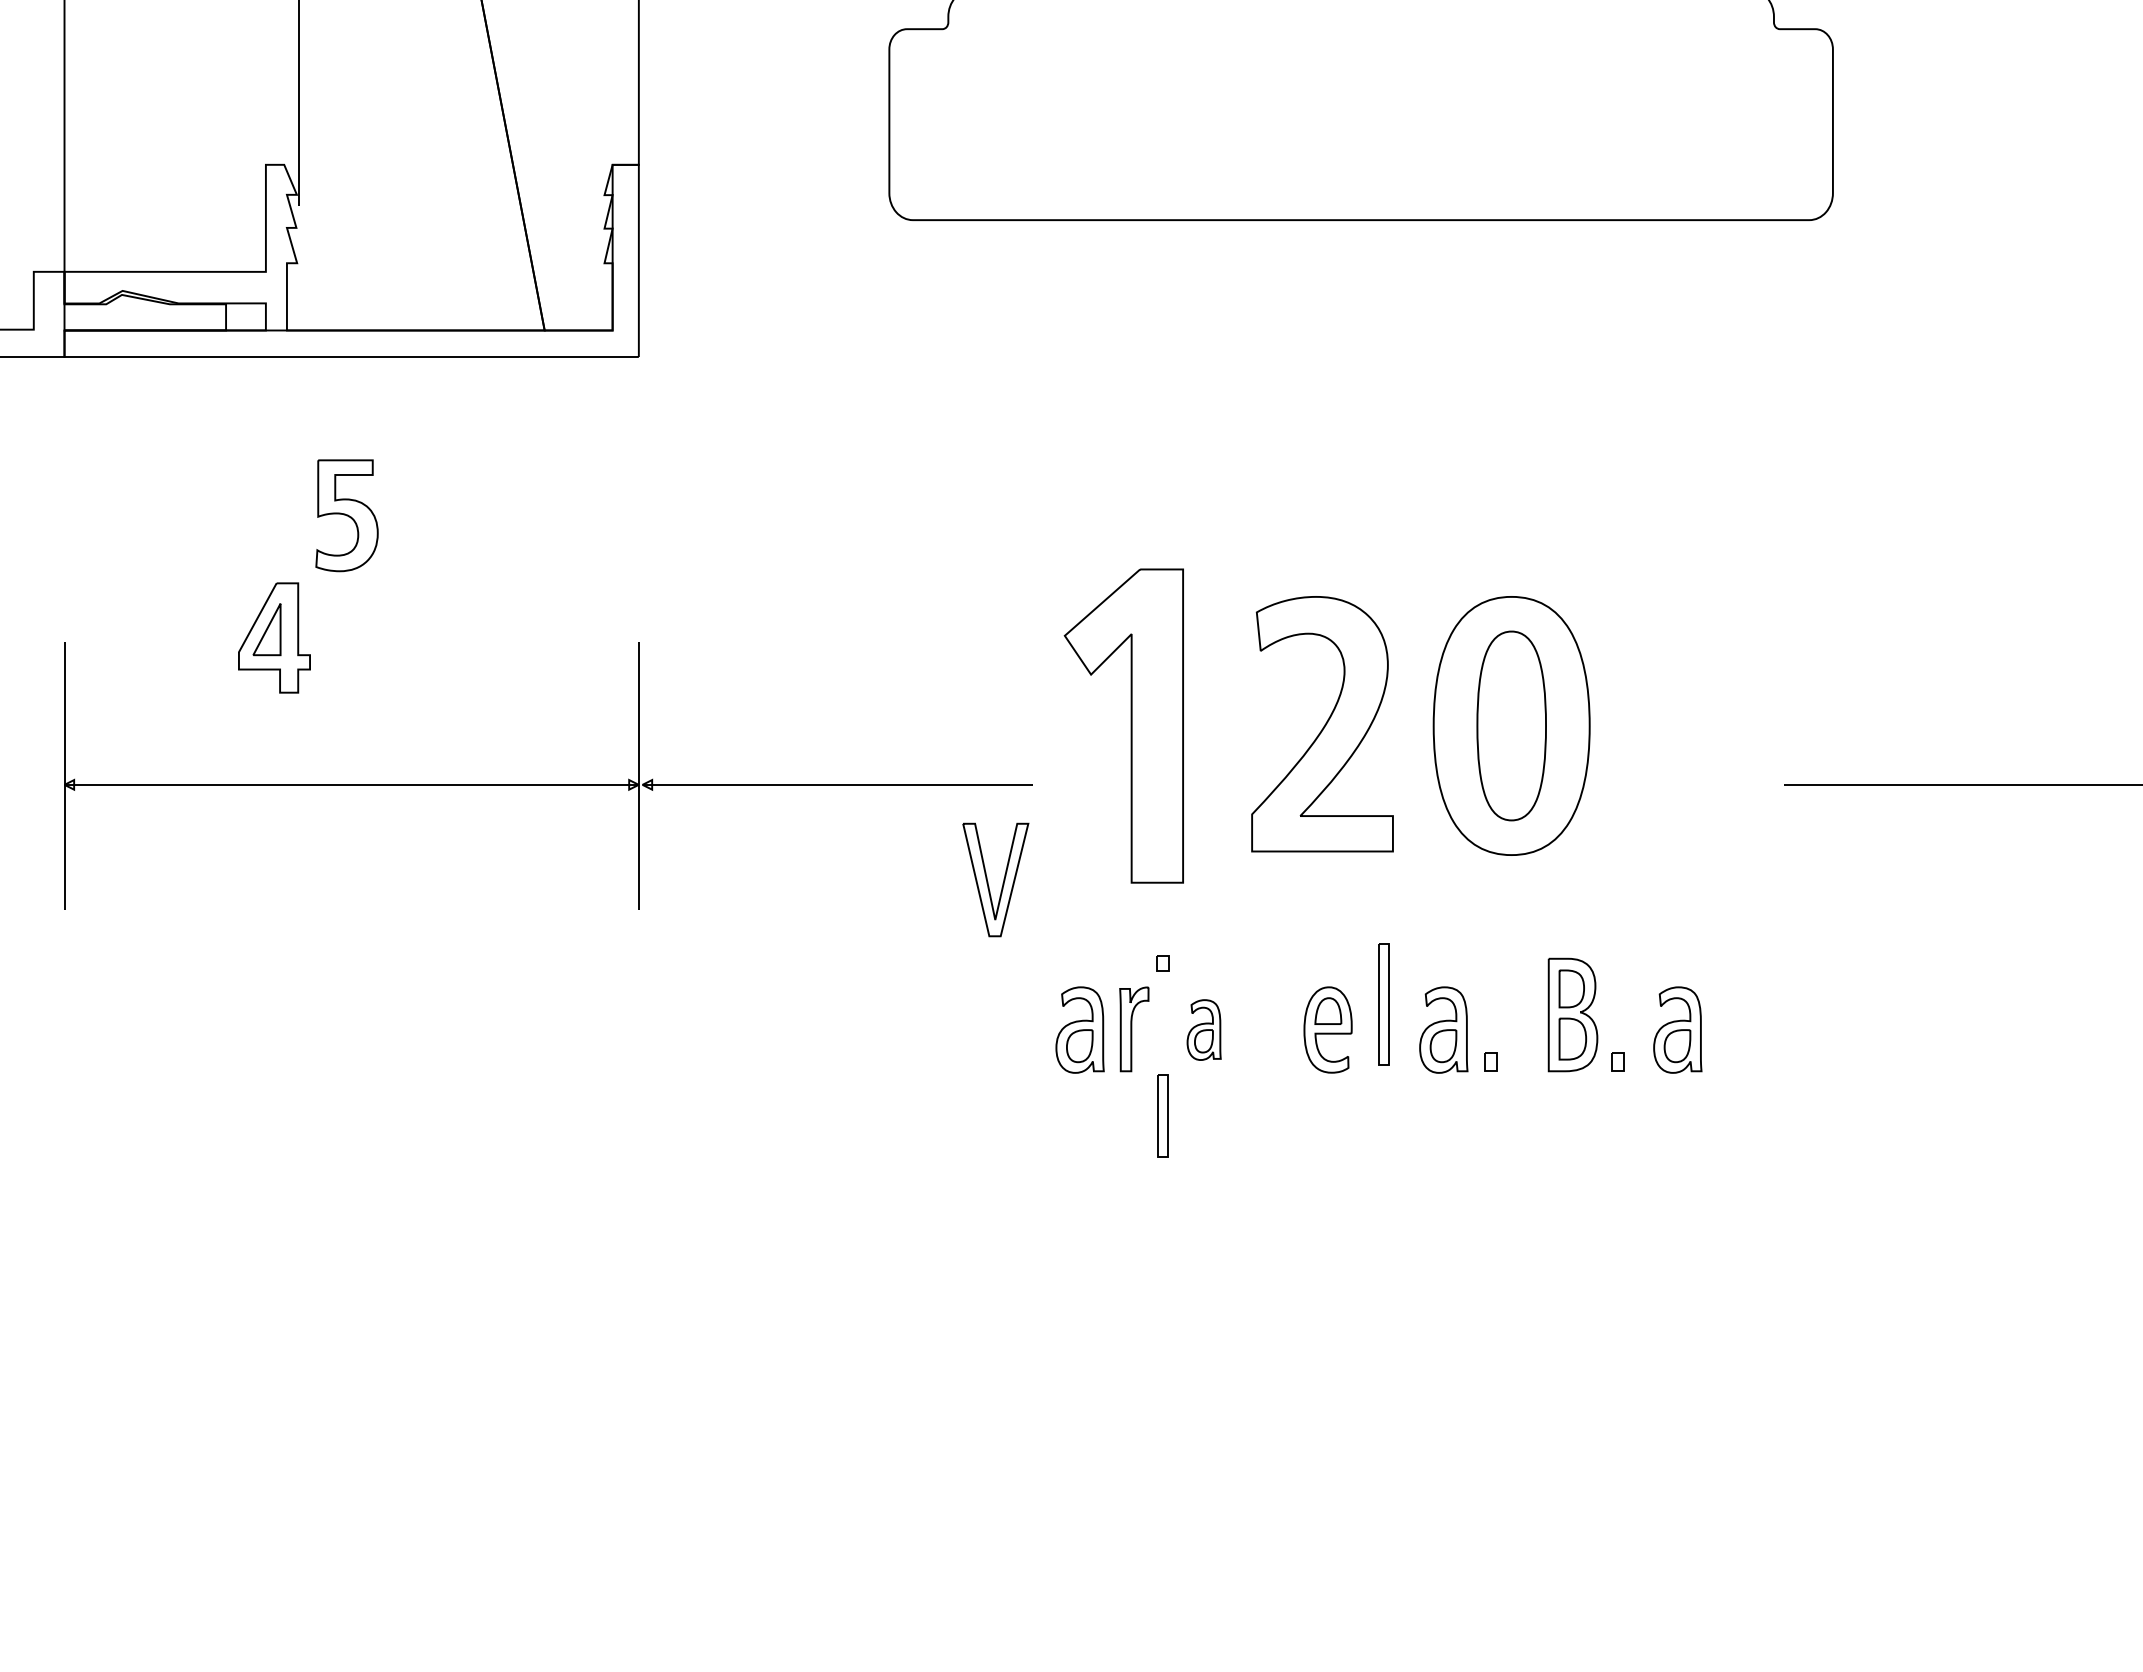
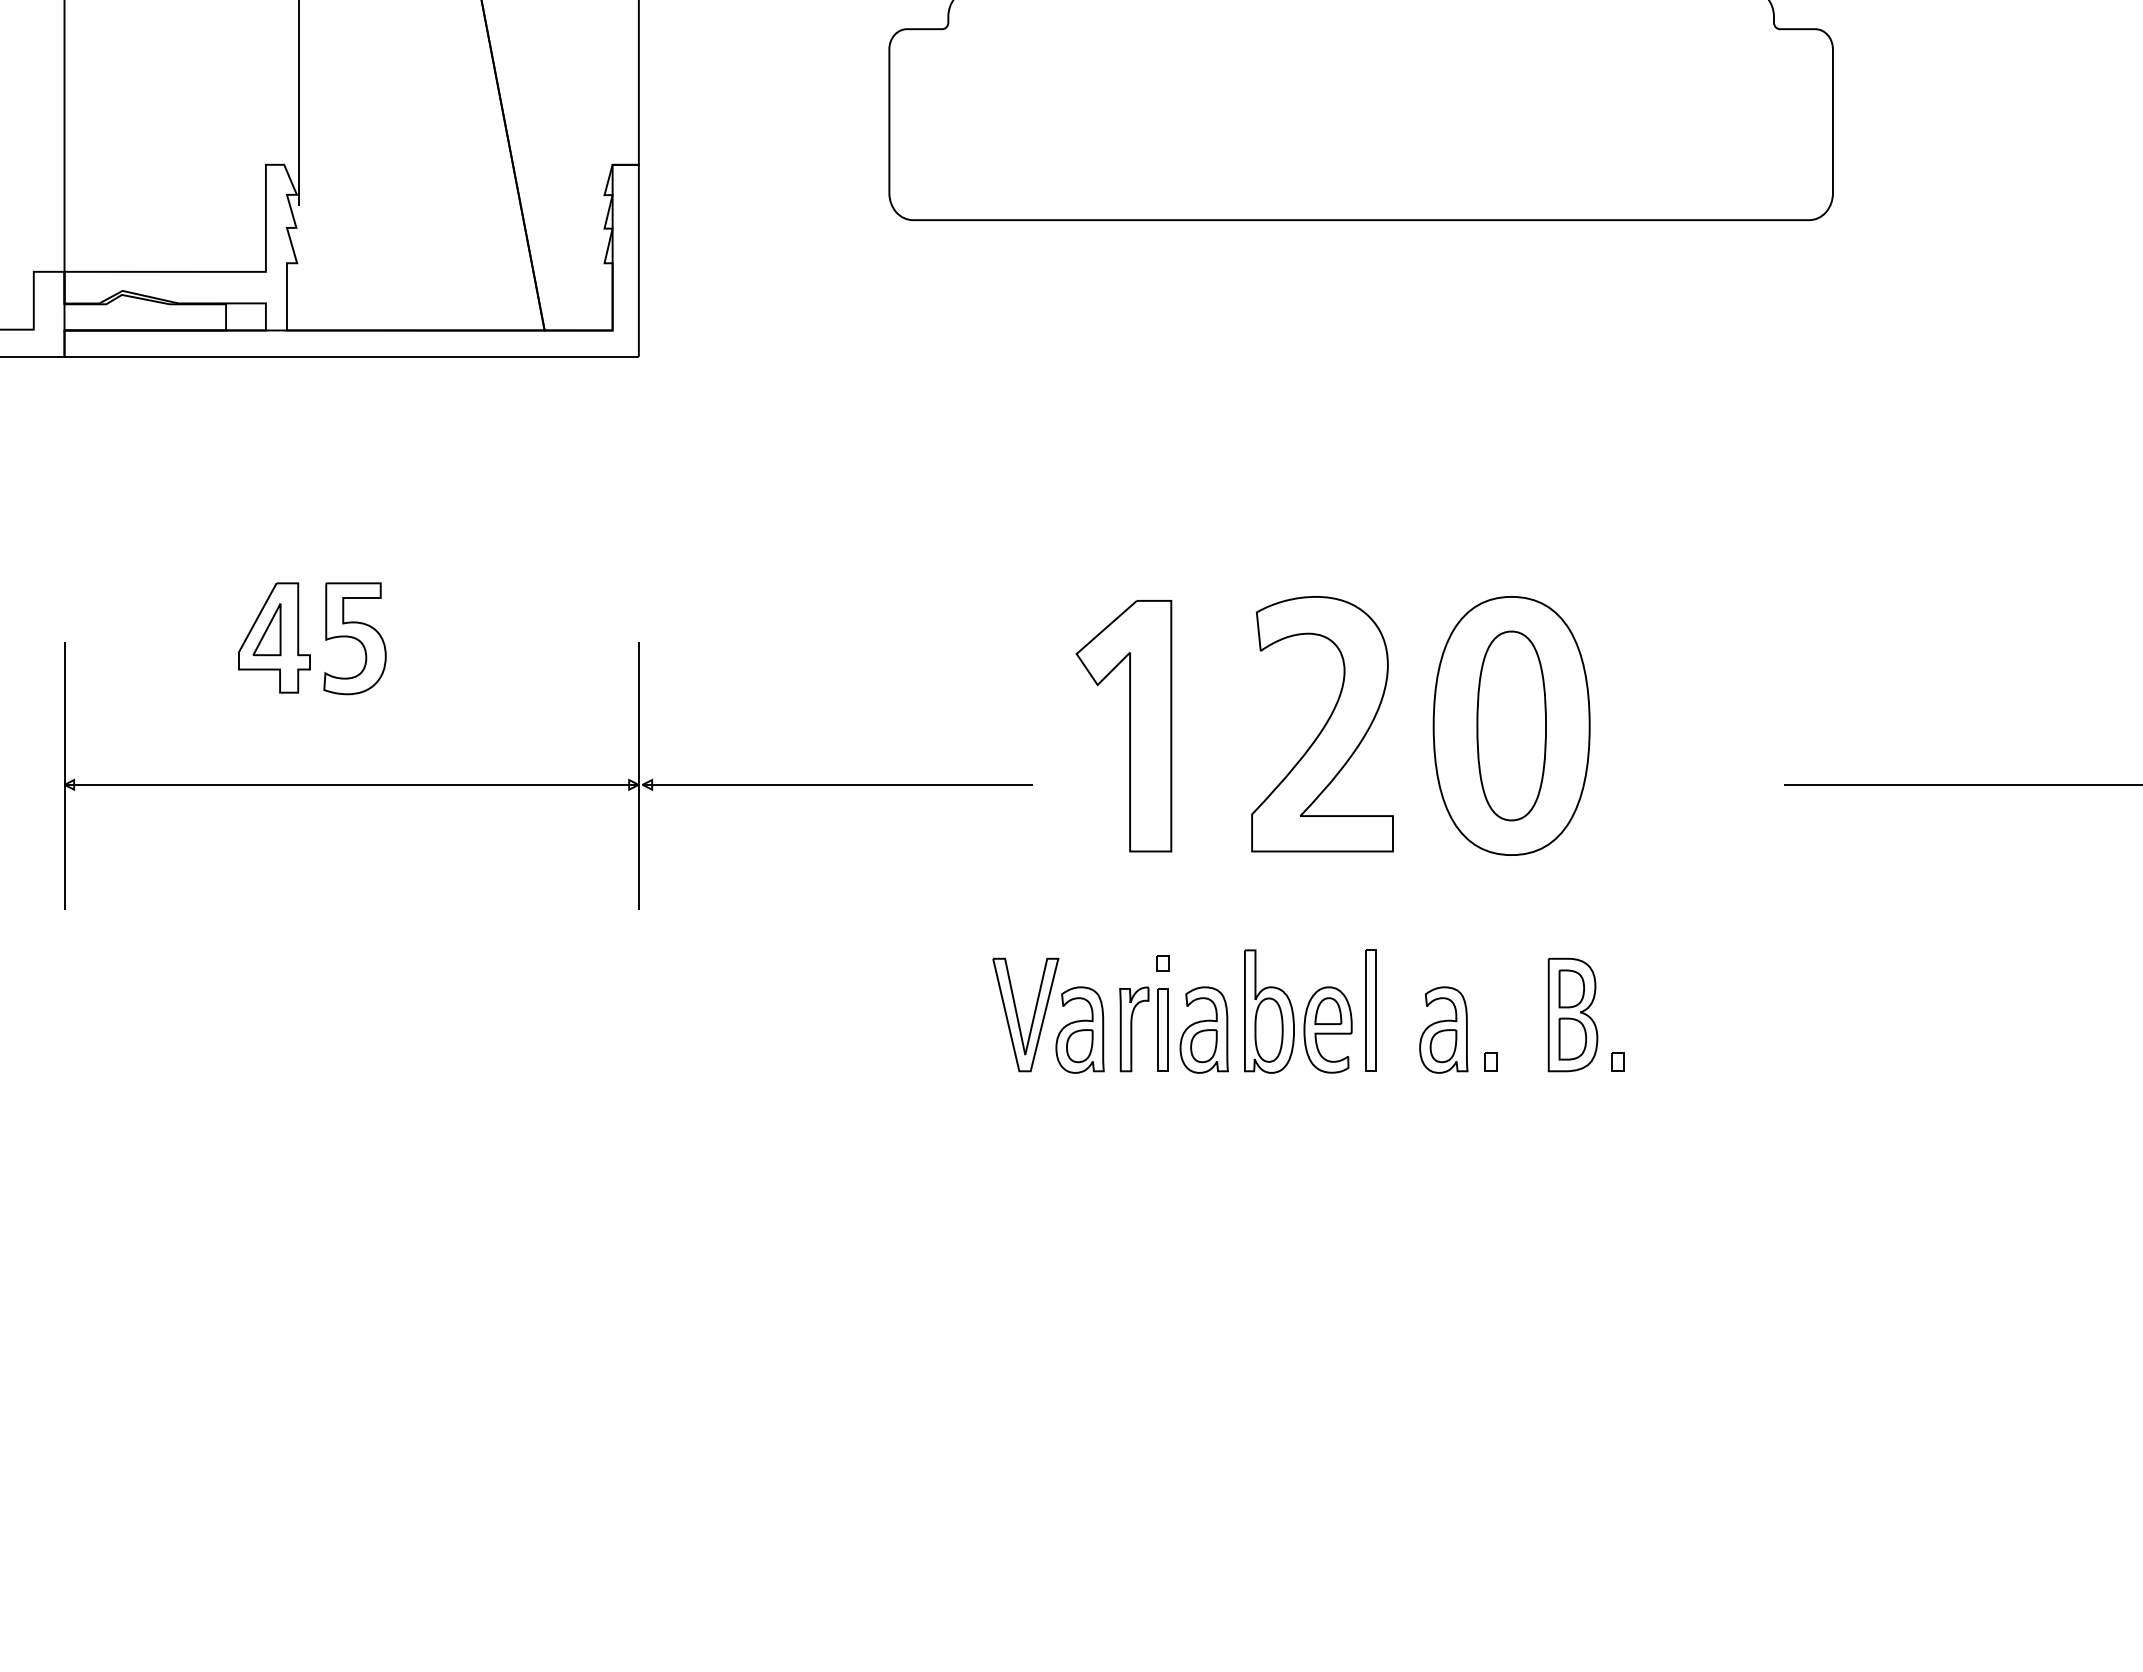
part position: (346, 515) -> (354, 638) (354, 638)
part size: 121x316 px -> 98x253 px (1123, 726)
part position: (988, 881) -> (1018, 1016) (1018, 1016)
part position: (1383, 1004) -> (1370, 1010) (1370, 1010)
part: none -> present (1269, 1011)
part size: 36x62 px -> 50x88 px (1203, 1029)
part: present -> none (1677, 1029)
part position: (1162, 1115) -> (1162, 1029) (1162, 1029)
